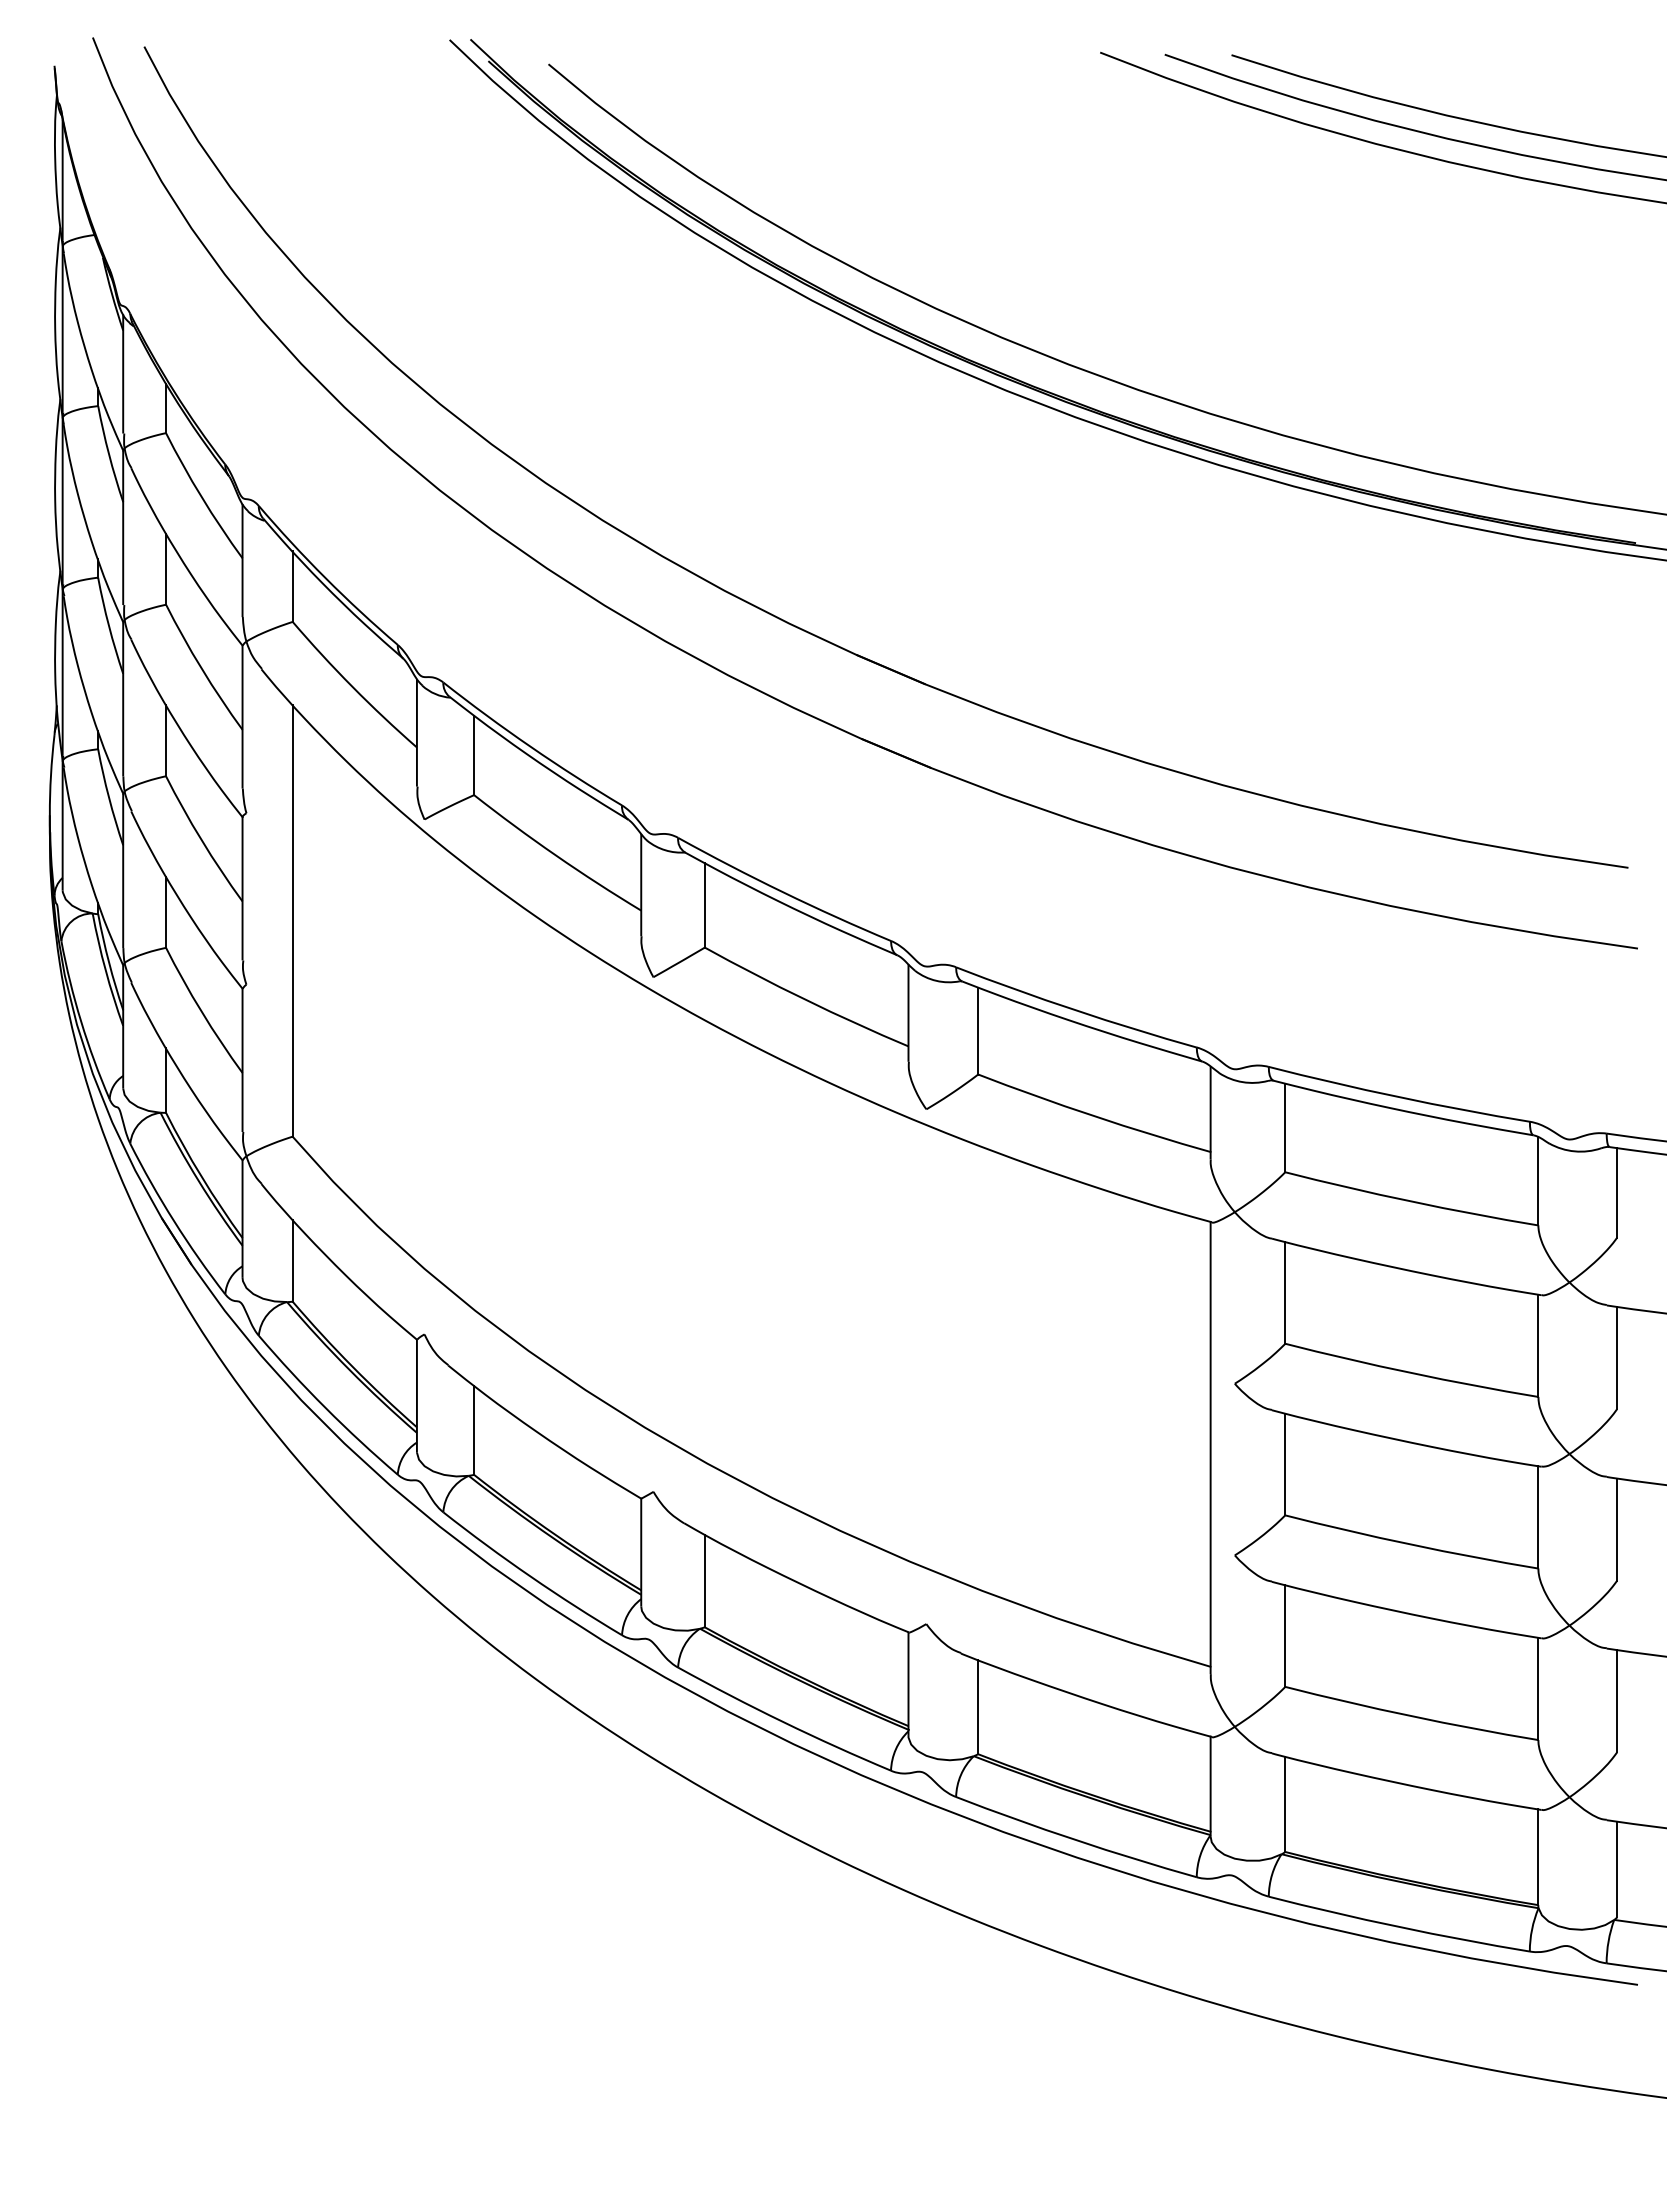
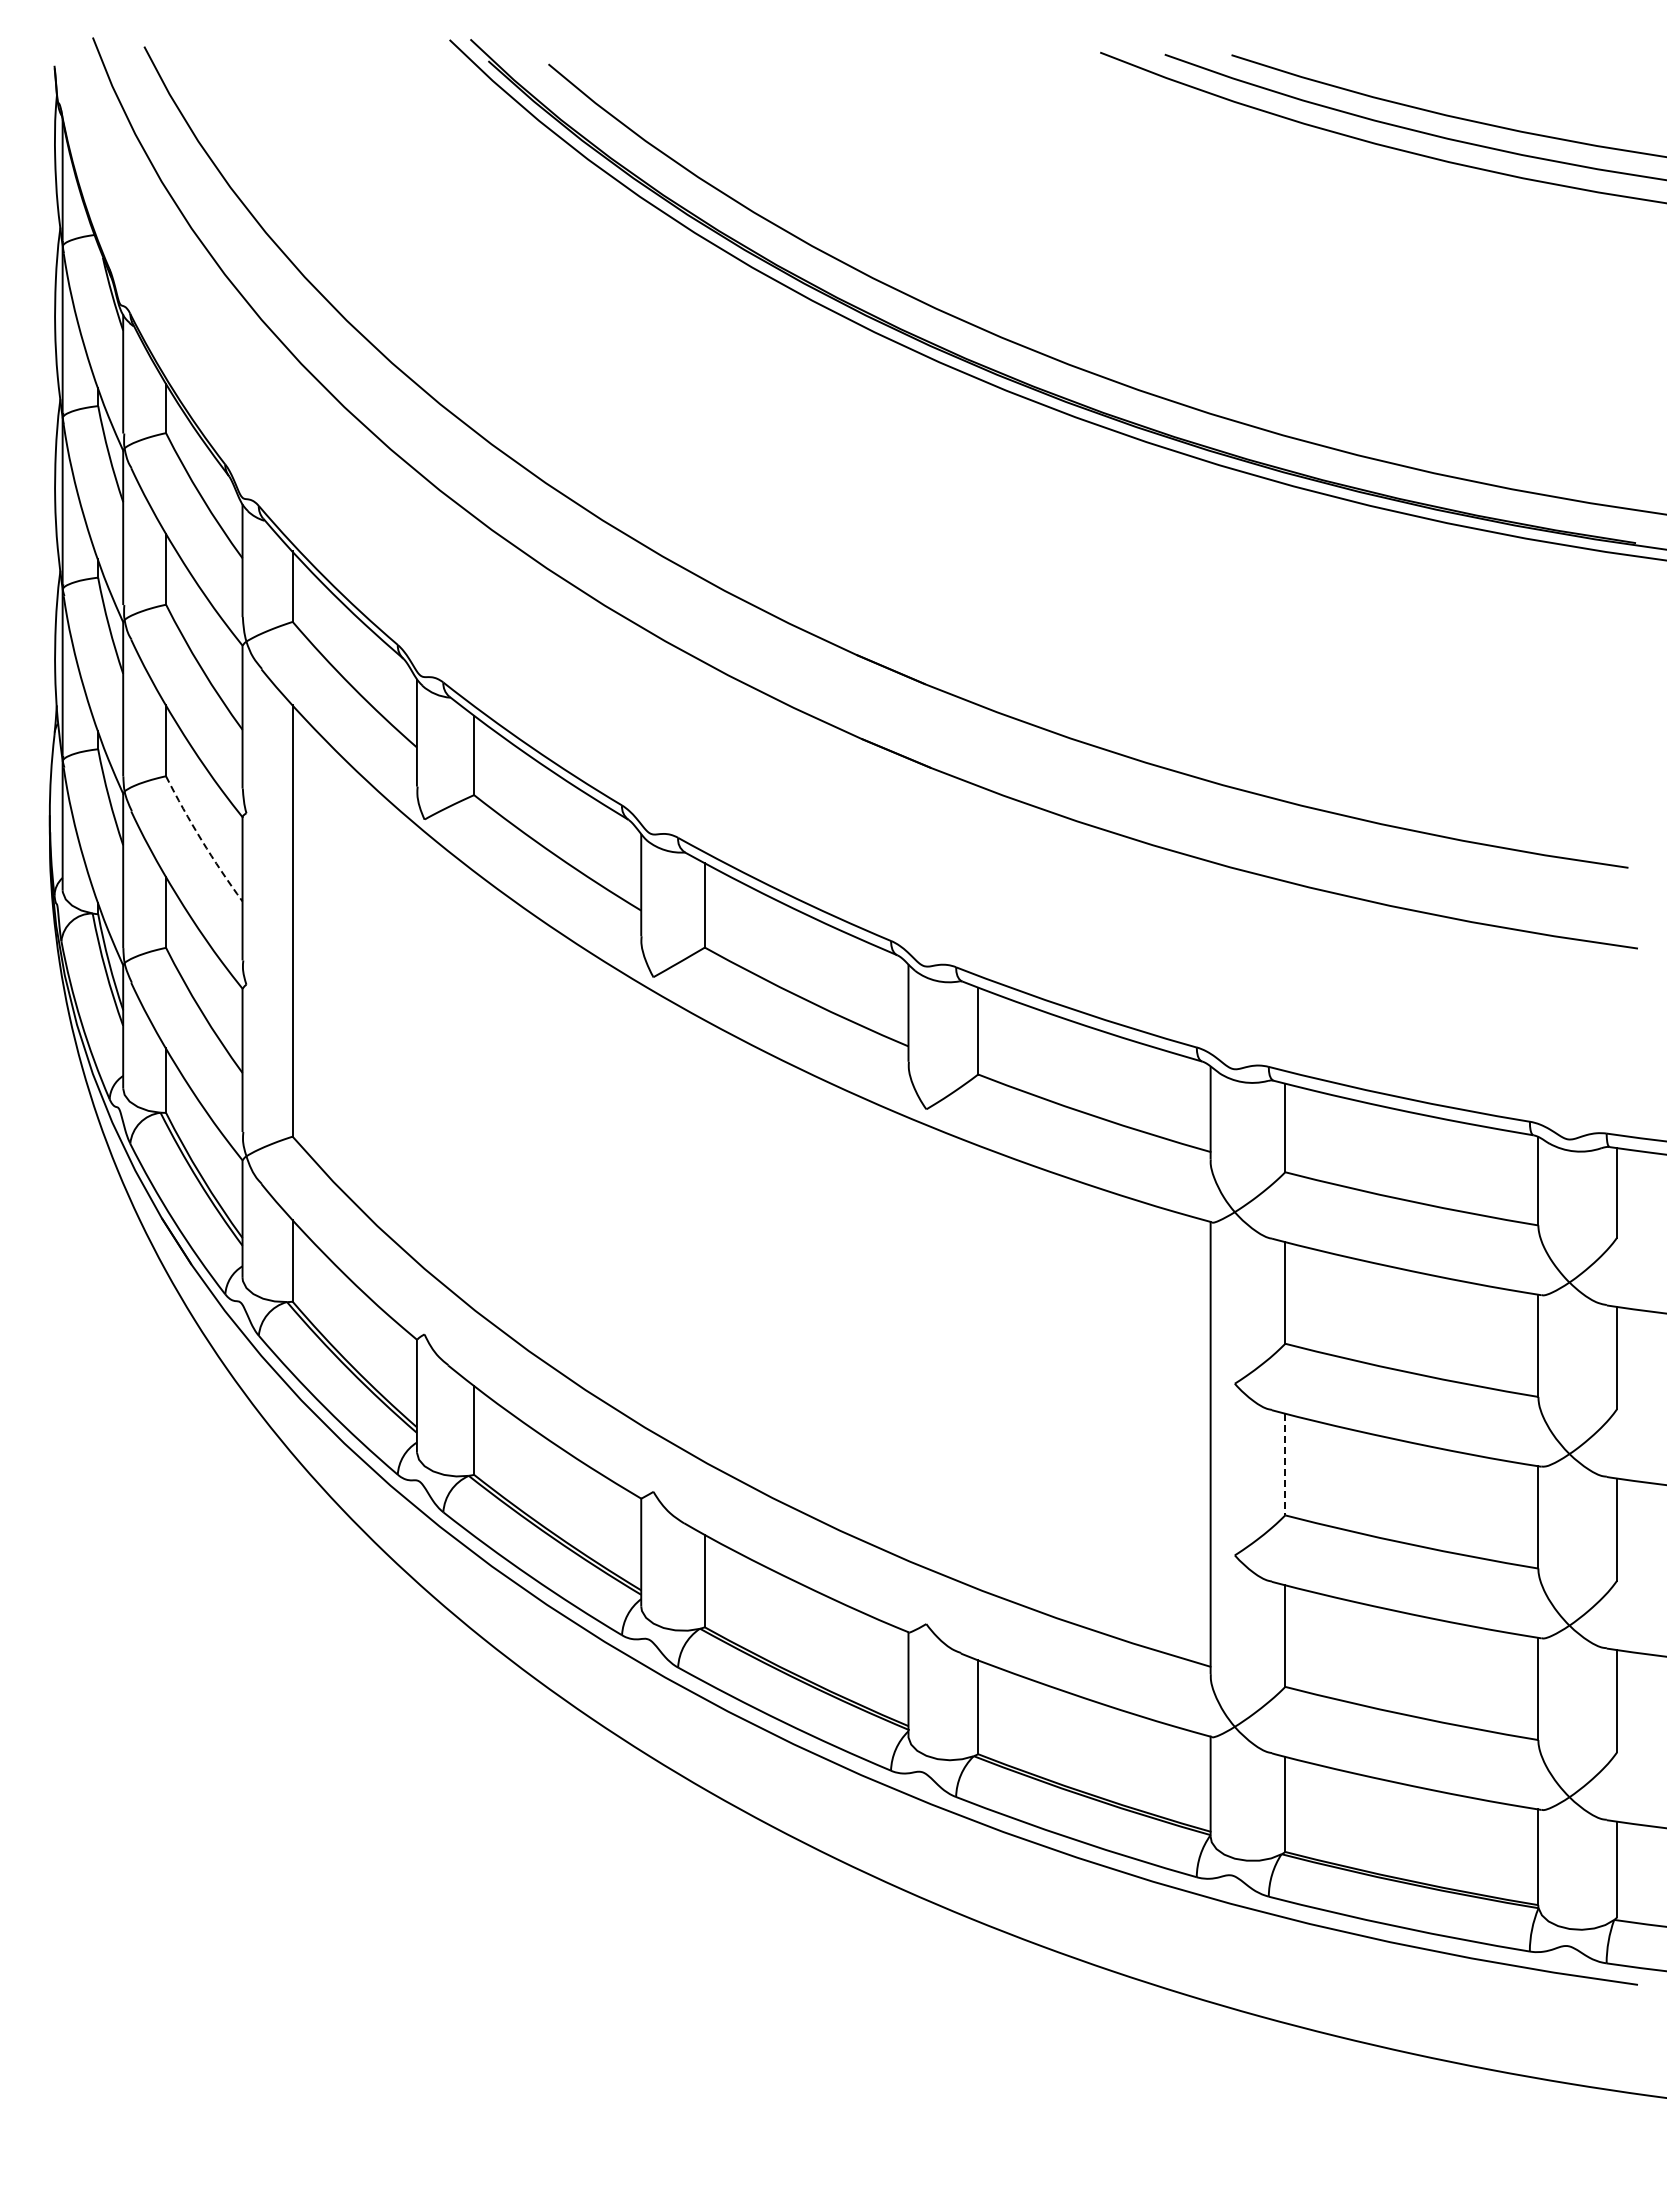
arc: solid -> dashed (201, 840)
line: solid -> dashed (1285, 1464)
